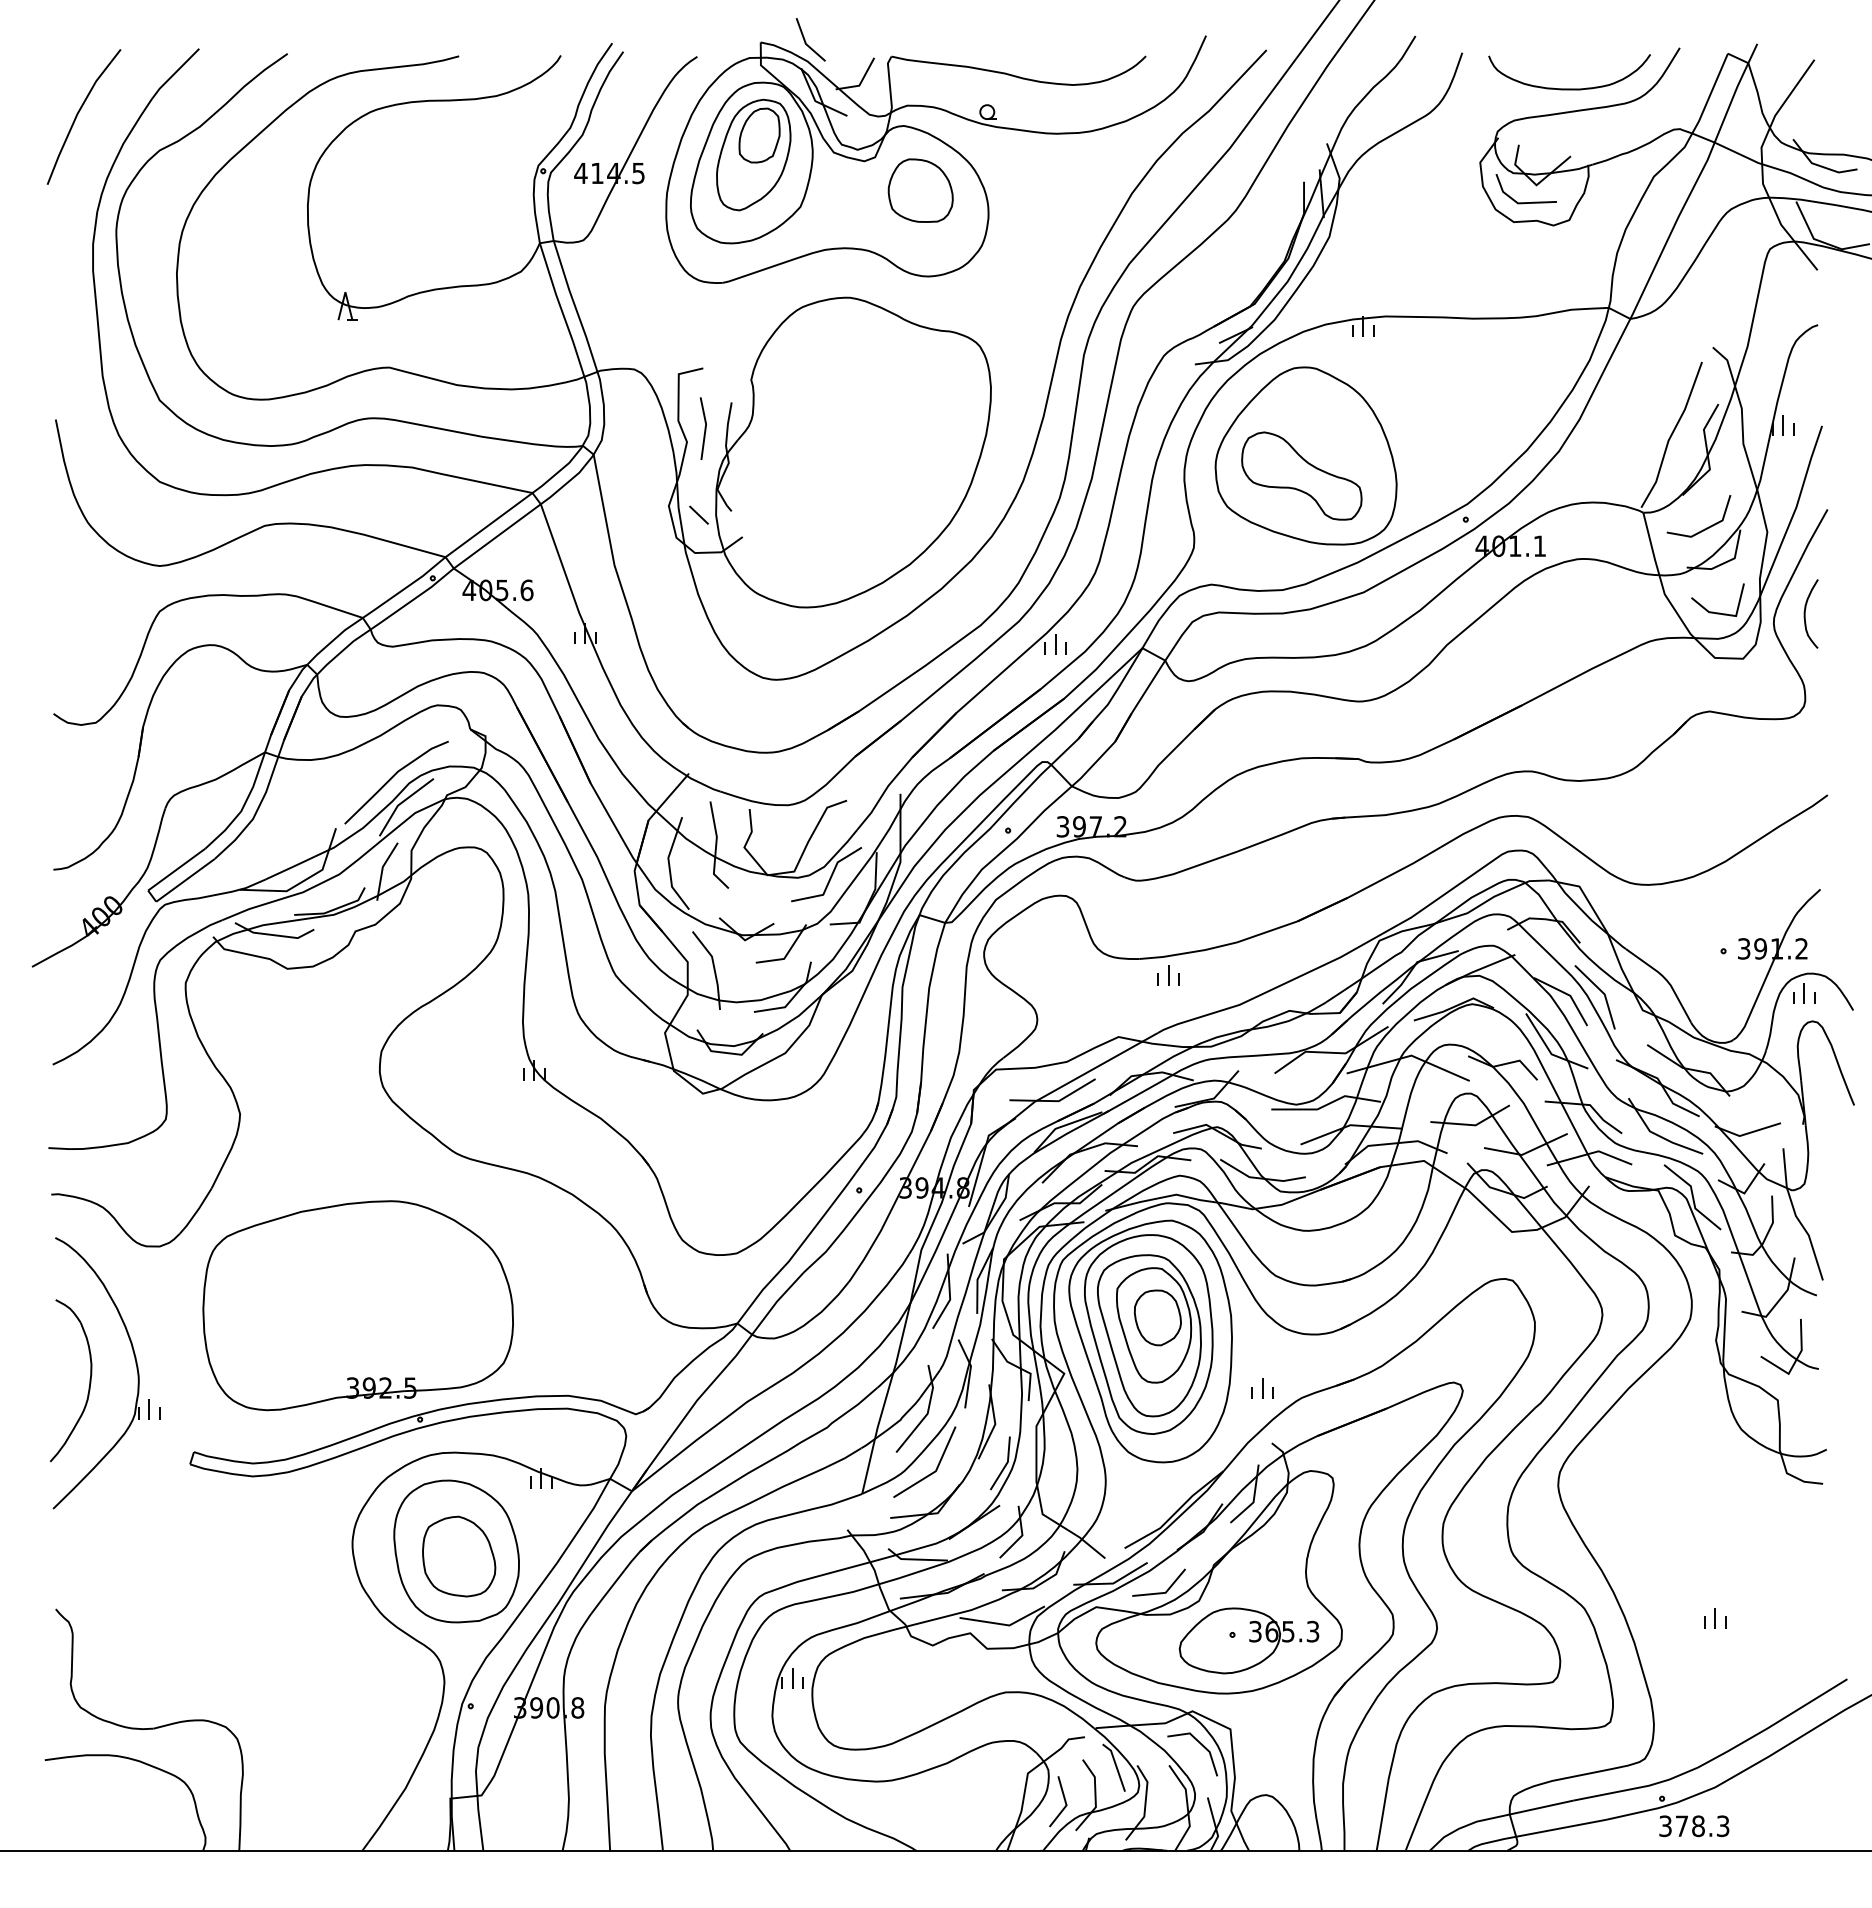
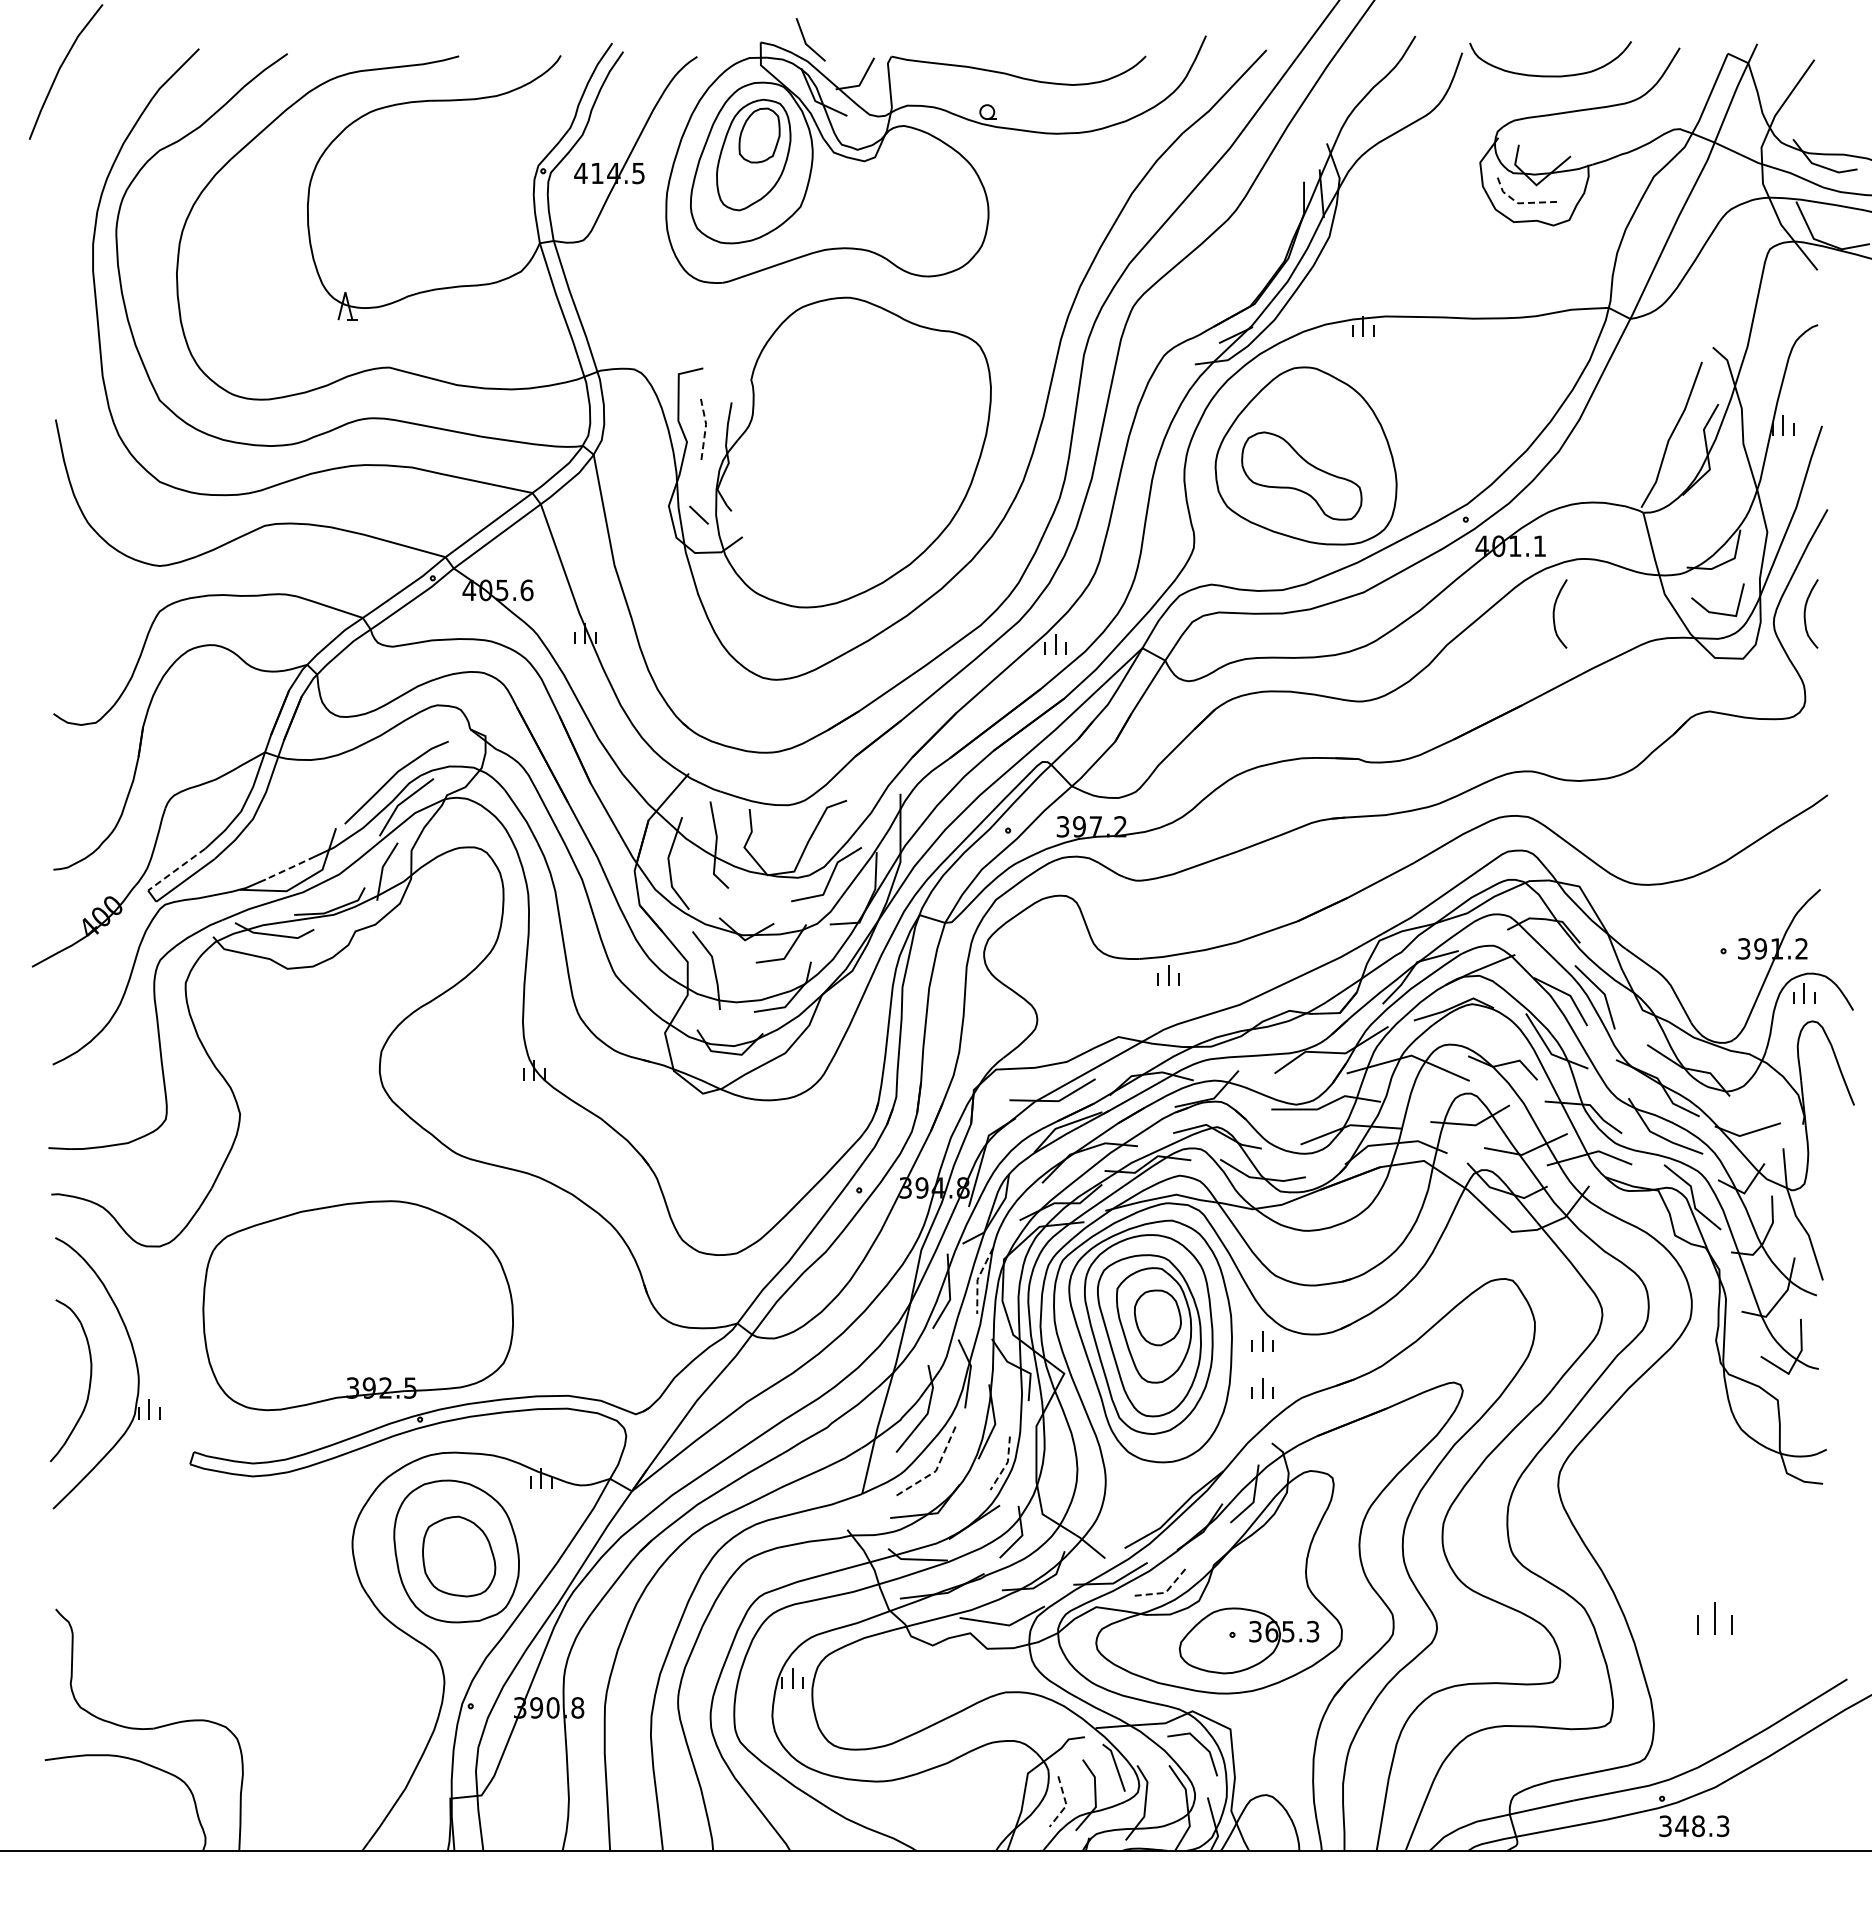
curve position: (1569, 88) -> (1550, 75) (1550, 75)
line position: (78, 114) -> (60, 69) (60, 69)
part: present -> none (920, 190)
line: solid -> dashed (1518, 203)
line: solid -> dashed (705, 428)
line: present -> none (1704, 528)
curve: none -> present (1554, 613)
line: solid -> dashed (290, 867)
line: solid -> dashed (176, 869)
line: solid -> dashed (977, 1279)
part: none -> present (1262, 1341)
line: solid -> dashed (1005, 1465)
line: solid -> dashed (935, 1471)
line: solid -> dashed (1164, 1592)
part size: 23x21 px -> 36x33 px (1714, 1618)
line: solid -> dashed (1066, 1804)
text: 378.3 -> 348.3 (1681, 1825)
